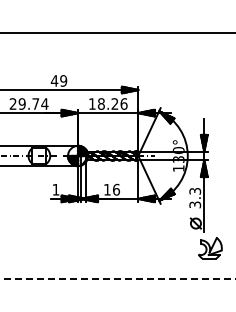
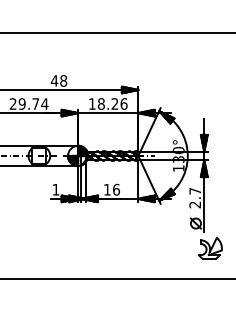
text: 49 -> 48 (63, 80)
text: 3.3 -> 2.7 (195, 198)
line: dashed -> solid (117, 279)
